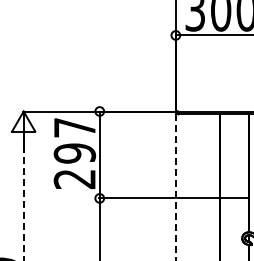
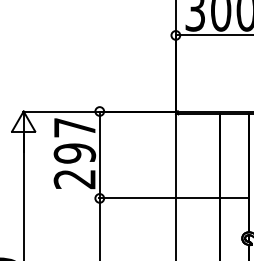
line: dashed -> solid (175, 187)
line: dashed -> solid (23, 197)
